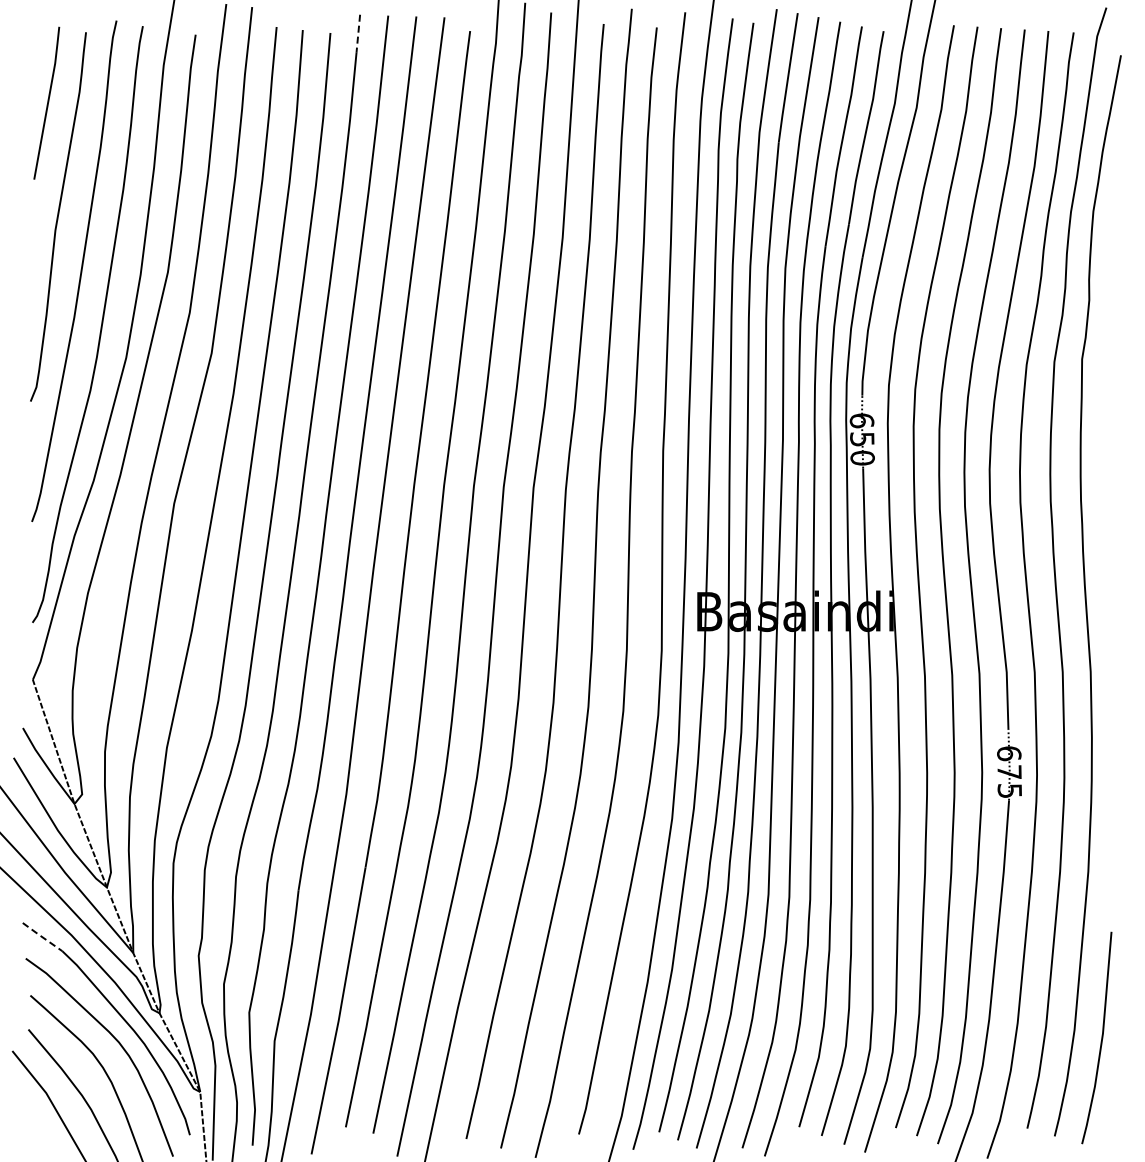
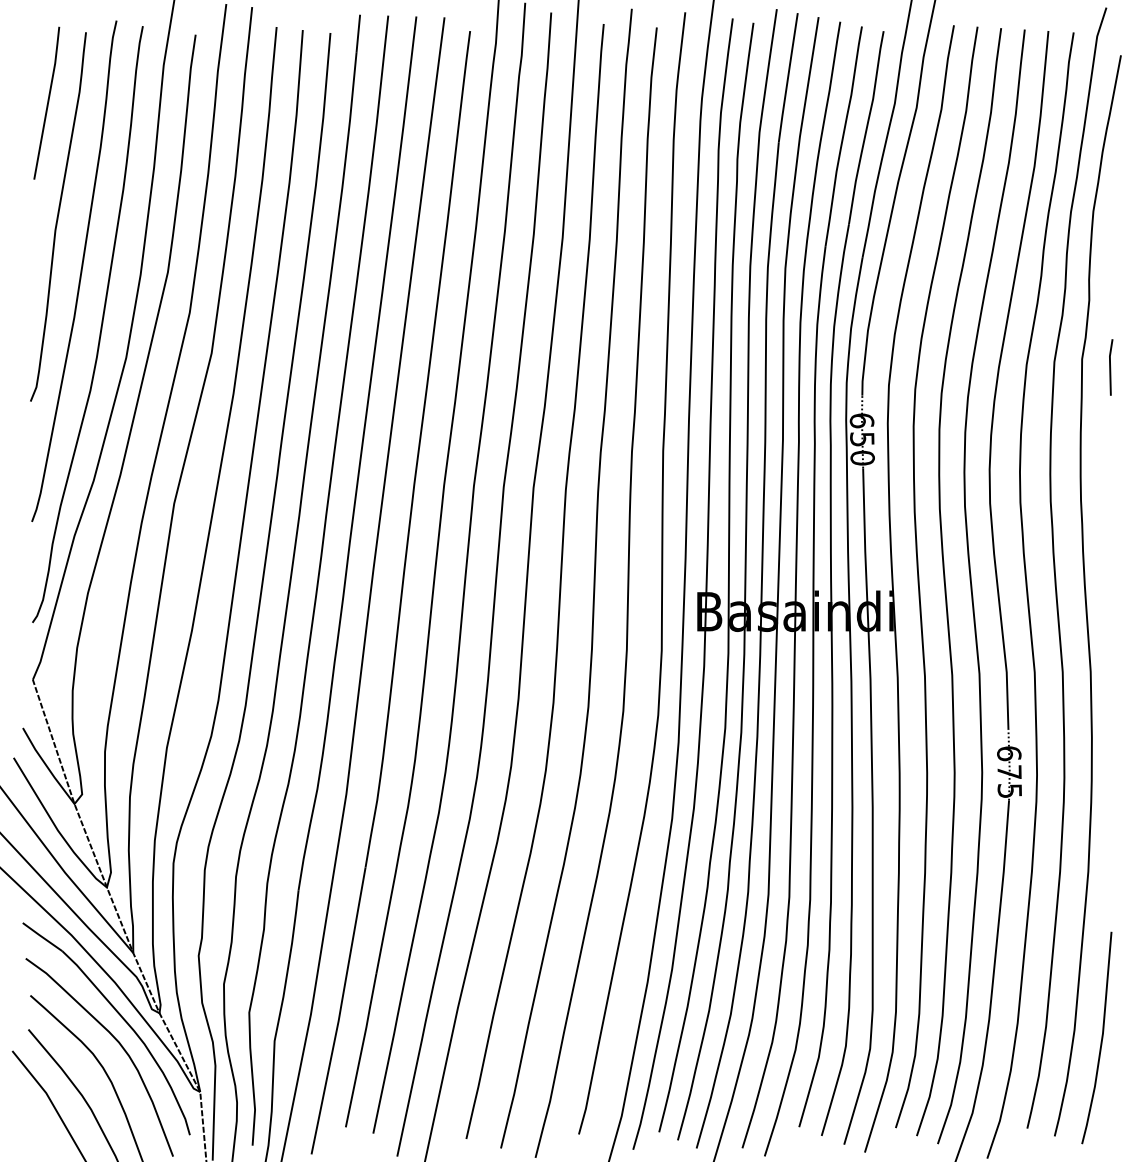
line: dashed -> solid (358, 34)
line: none -> present (1111, 367)
line: dashed -> solid (42, 937)
